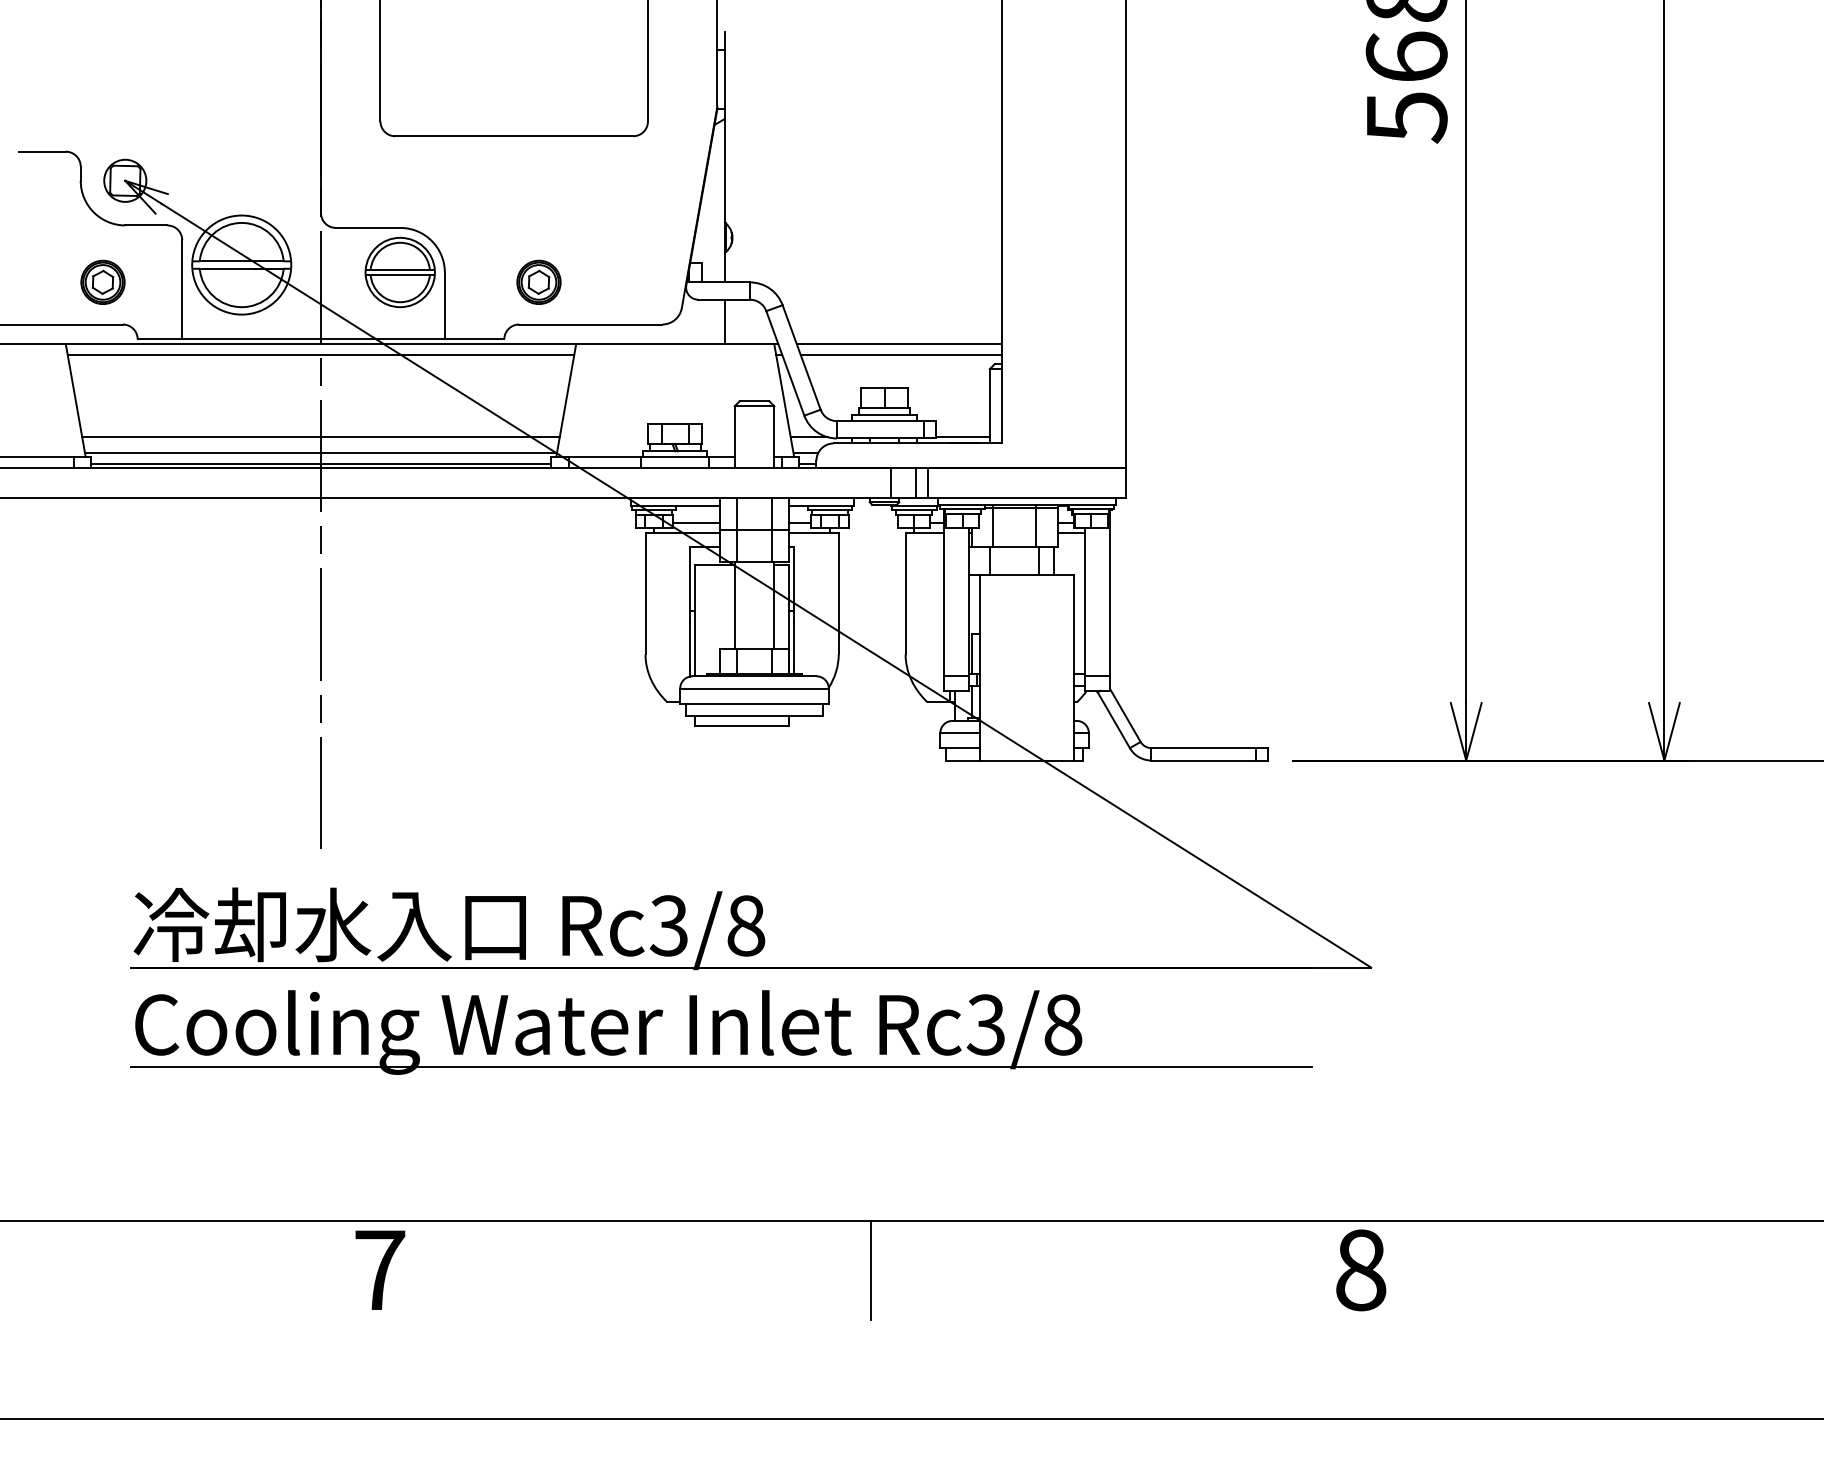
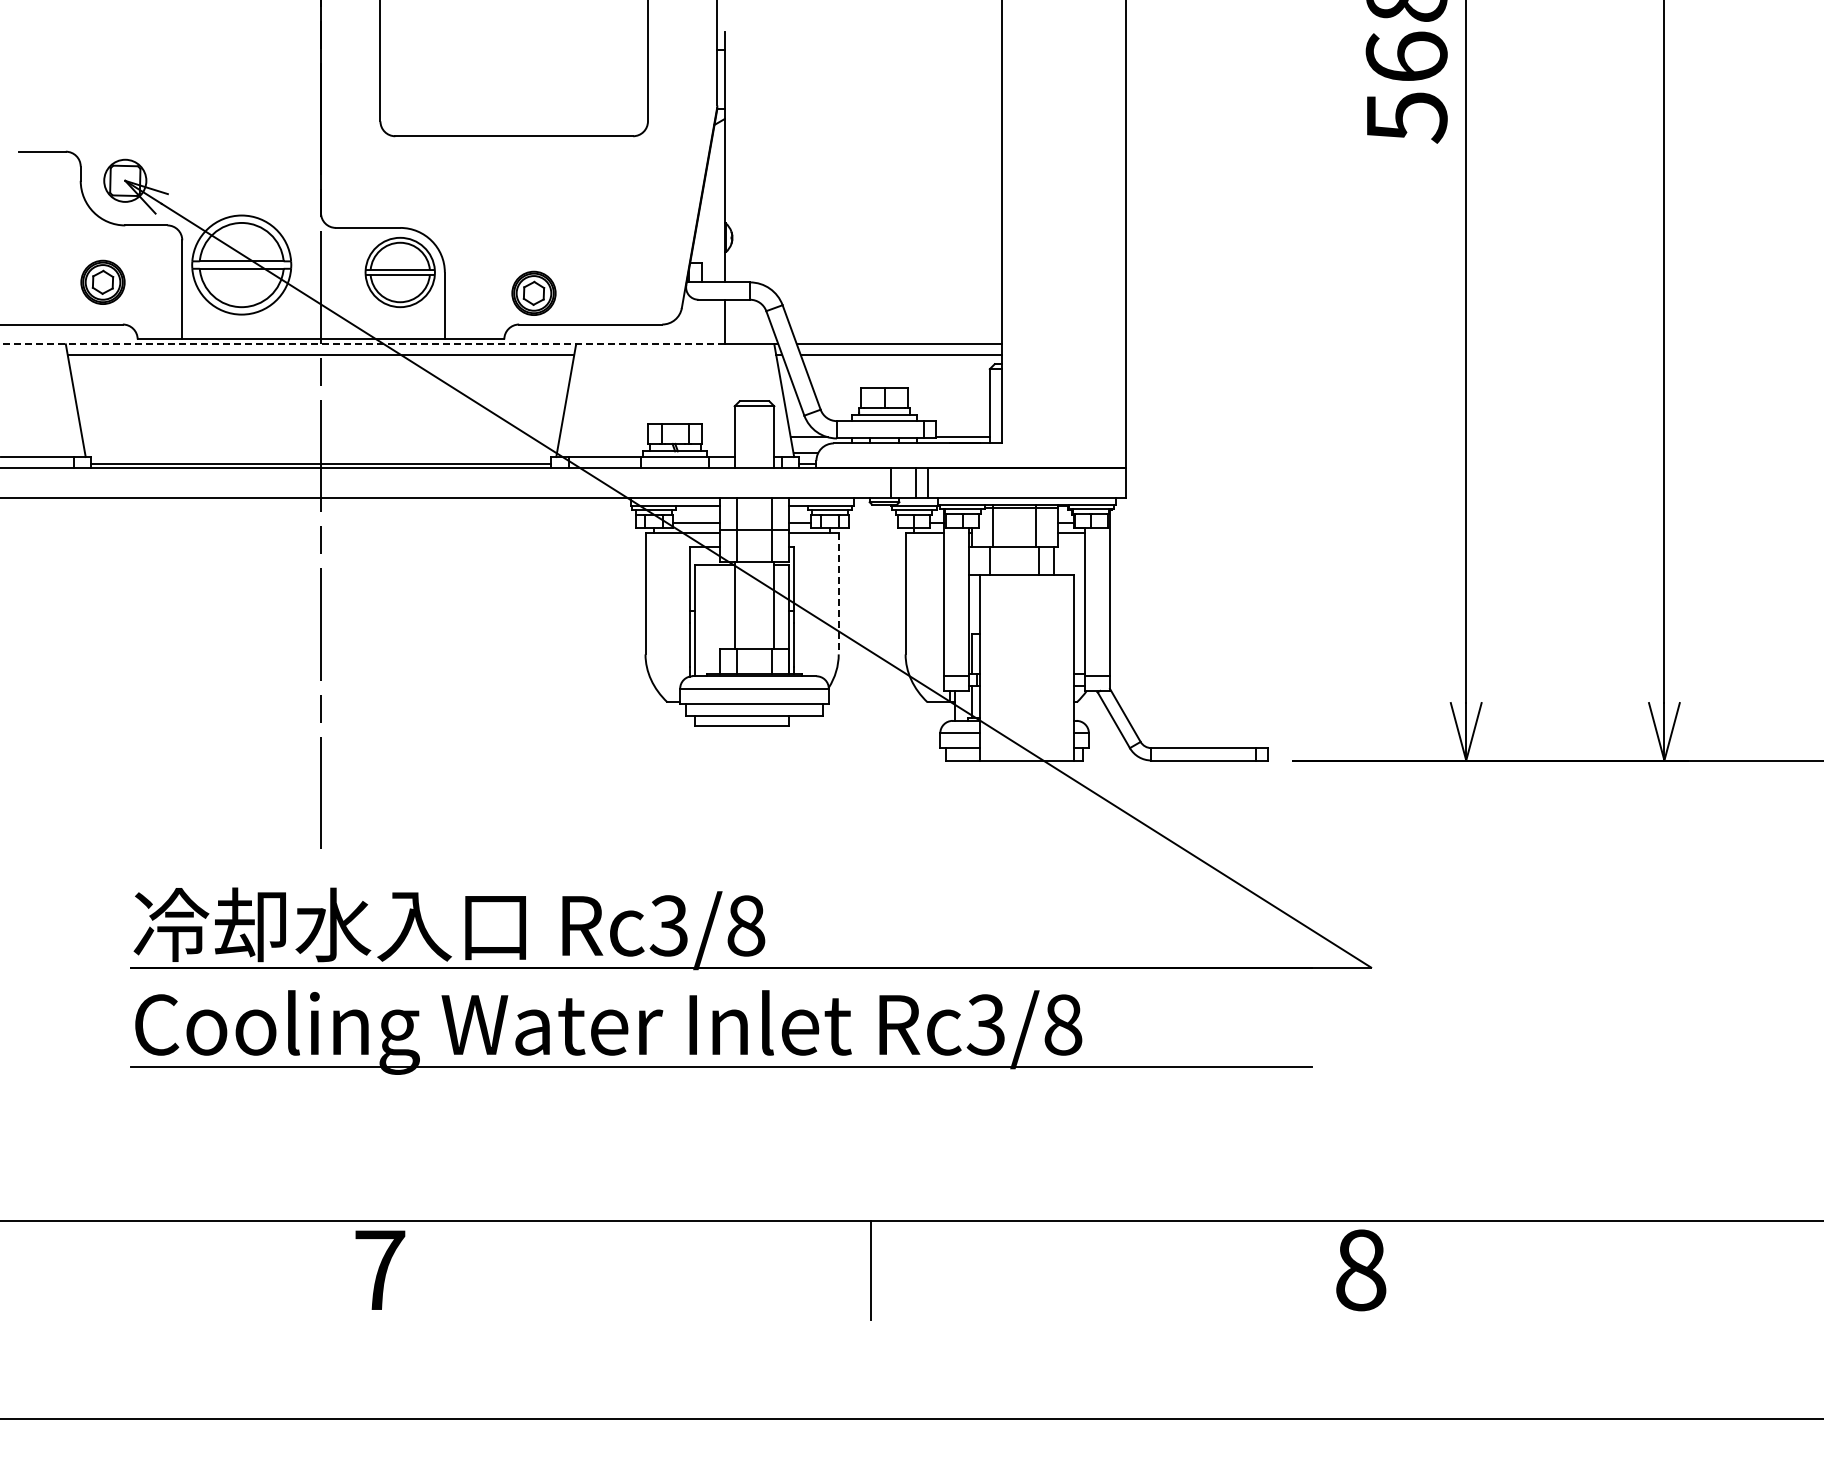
part position: (538, 281) -> (533, 292) (533, 292)
line: solid -> dashed (361, 344)
line: present -> none (320, 437)
line: present -> none (320, 453)
line: solid -> dashed (838, 593)
